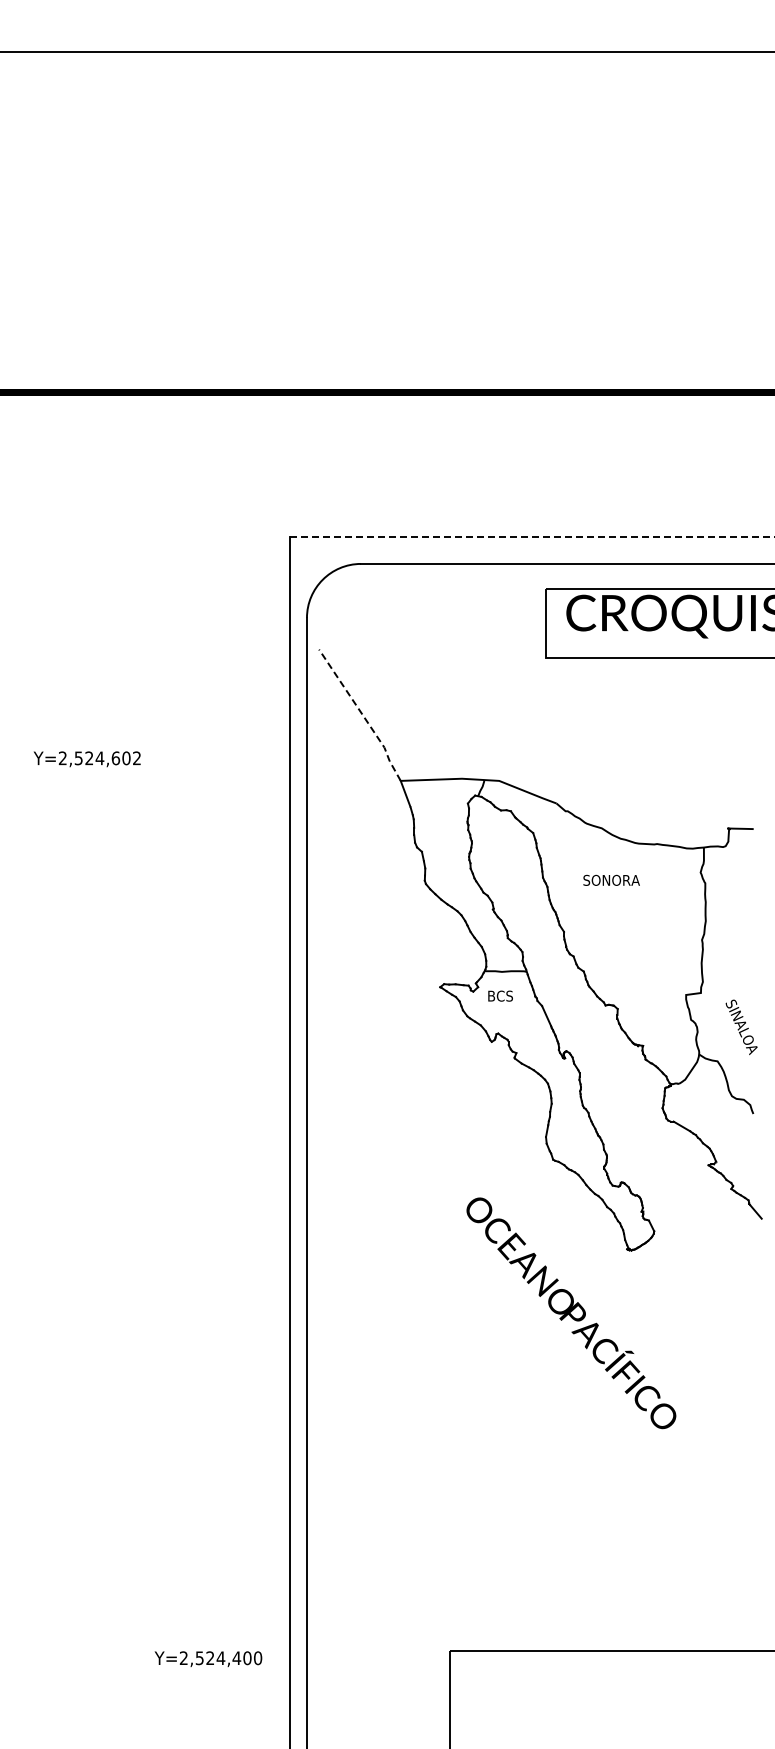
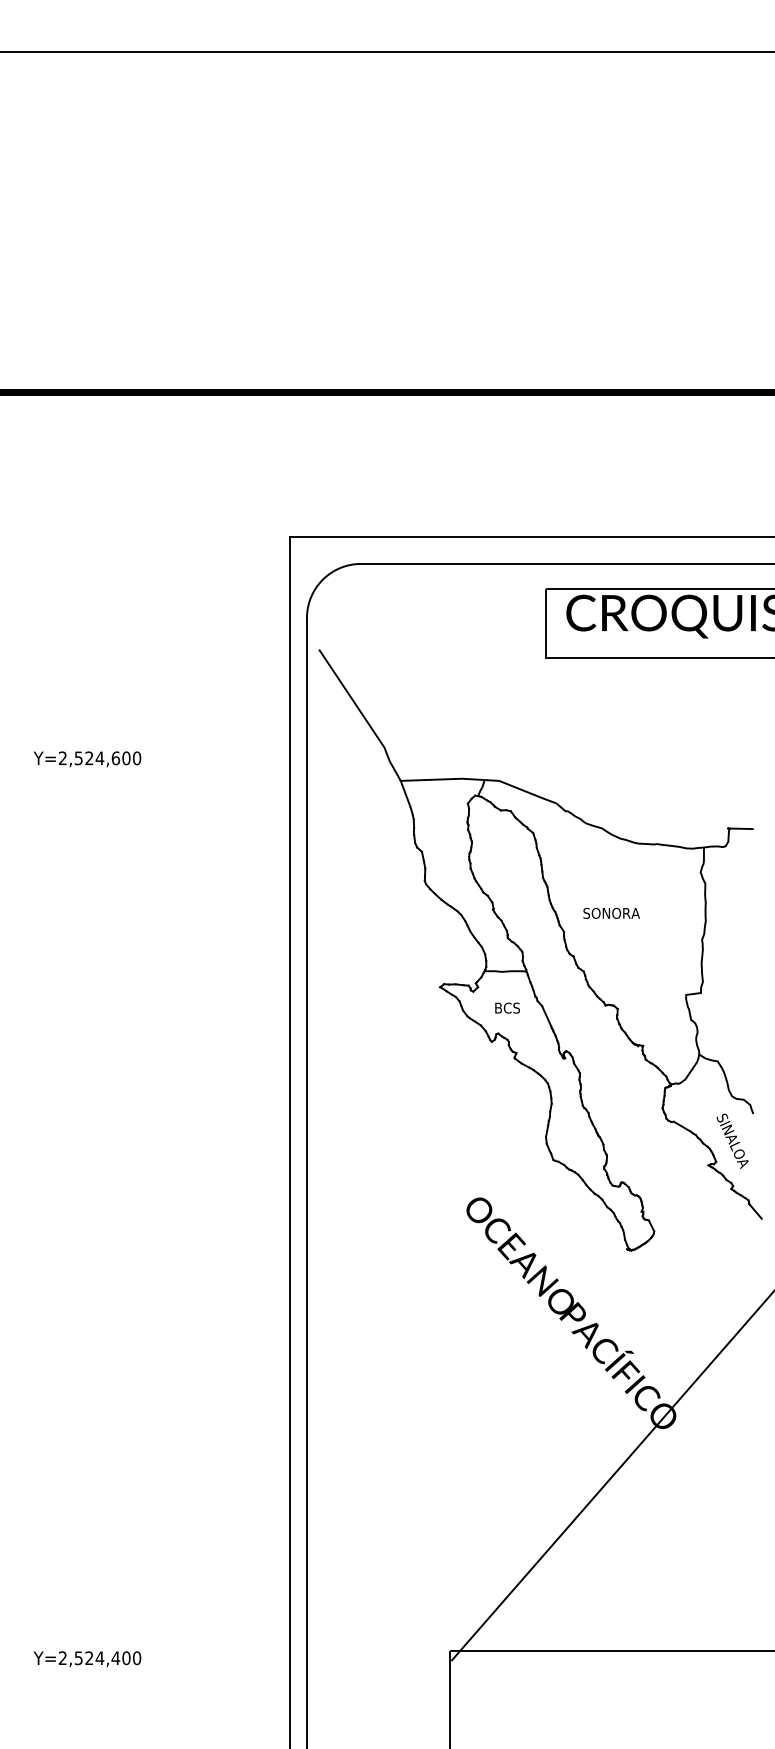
line: dashed -> solid (532, 537)
line: dashed -> solid (362, 715)
text: Y=2,524,602 -> Y=2,524,600 (137, 758)
text position: (611, 879) -> (611, 912) (611, 912)
text position: (500, 995) -> (507, 1007) (507, 1007)
text position: (741, 1026) -> (732, 1140) (732, 1140)
line: none -> present (611, 1477)
text position: (208, 1658) -> (87, 1658) (87, 1658)
